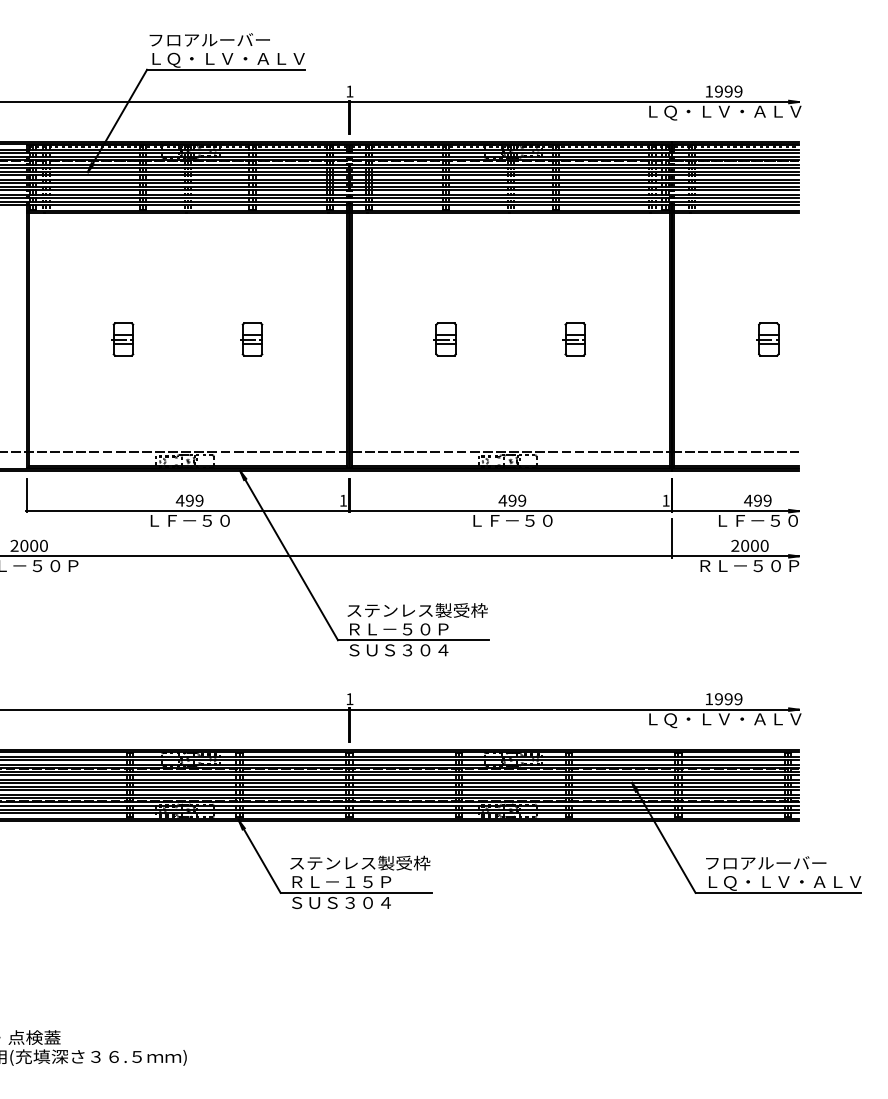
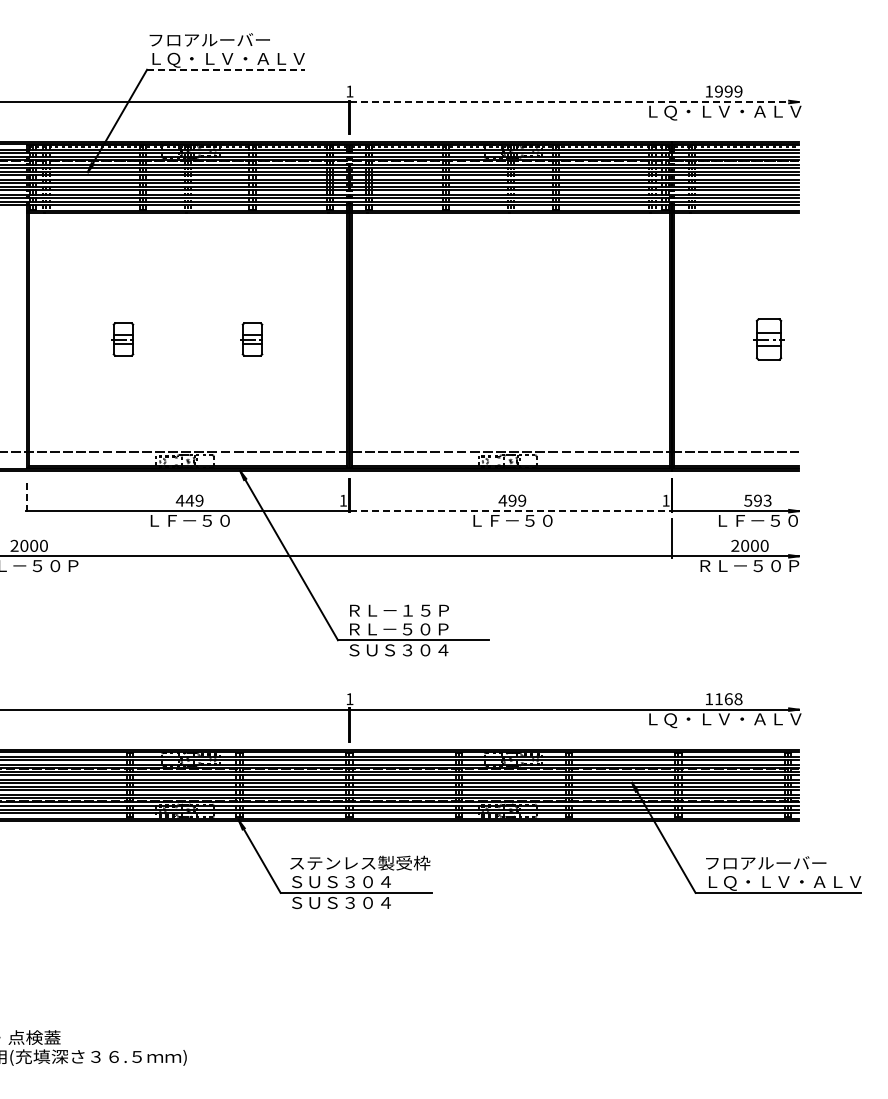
line: solid -> dashed (225, 69)
line: solid -> dashed (574, 102)
part: present -> none (444, 339)
part: present -> none (573, 339)
part size: 24x35 px -> 32x43 px (768, 339)
line: solid -> dashed (27, 495)
text: 499 -> 449 (189, 500)
text: 499 -> 593 (757, 500)
line: solid -> dashed (511, 511)
text: ステンレス製受枠 -> ＲＬ－１５Ｐ (417, 610)
text: 1999 -> 1168 (728, 699)
text: ＲＬ－１５Ｐ -> ＳＵＳ３０４ (341, 882)
